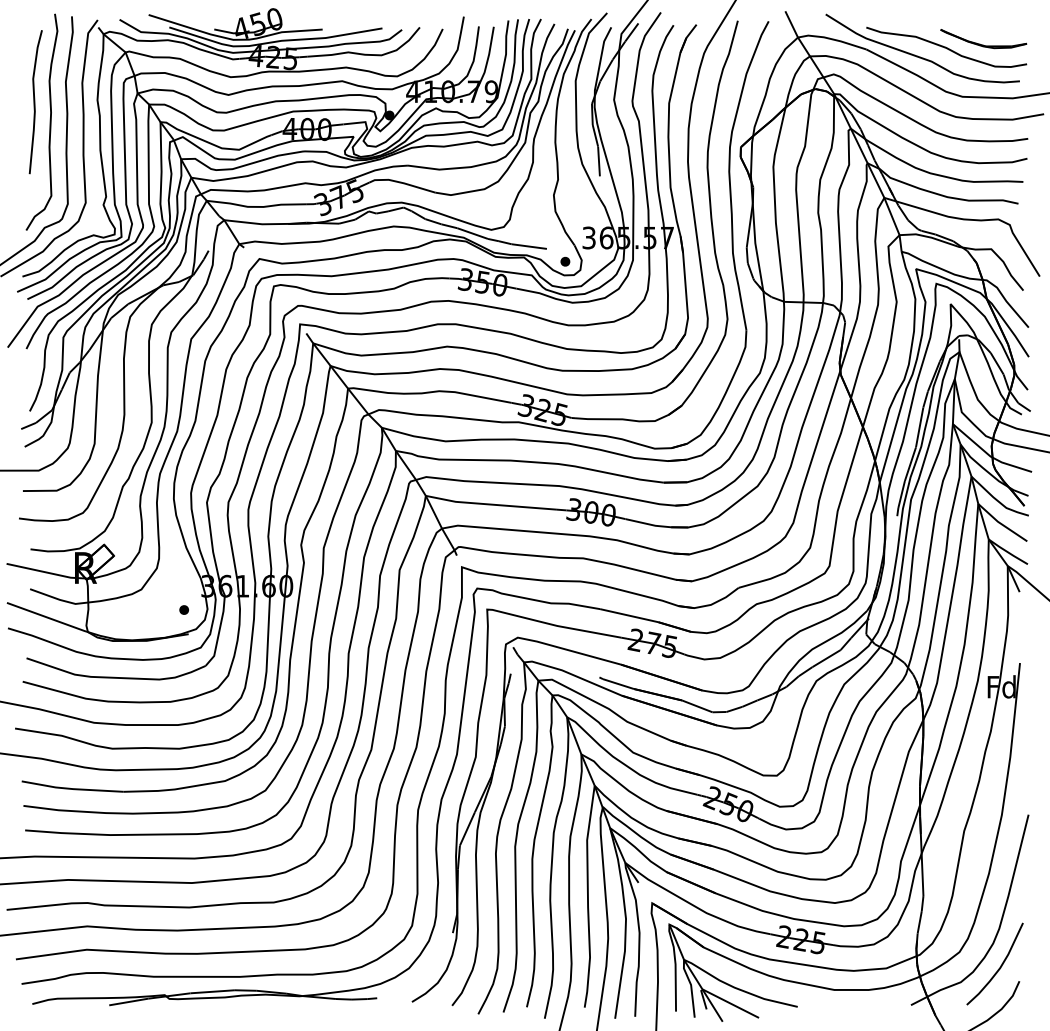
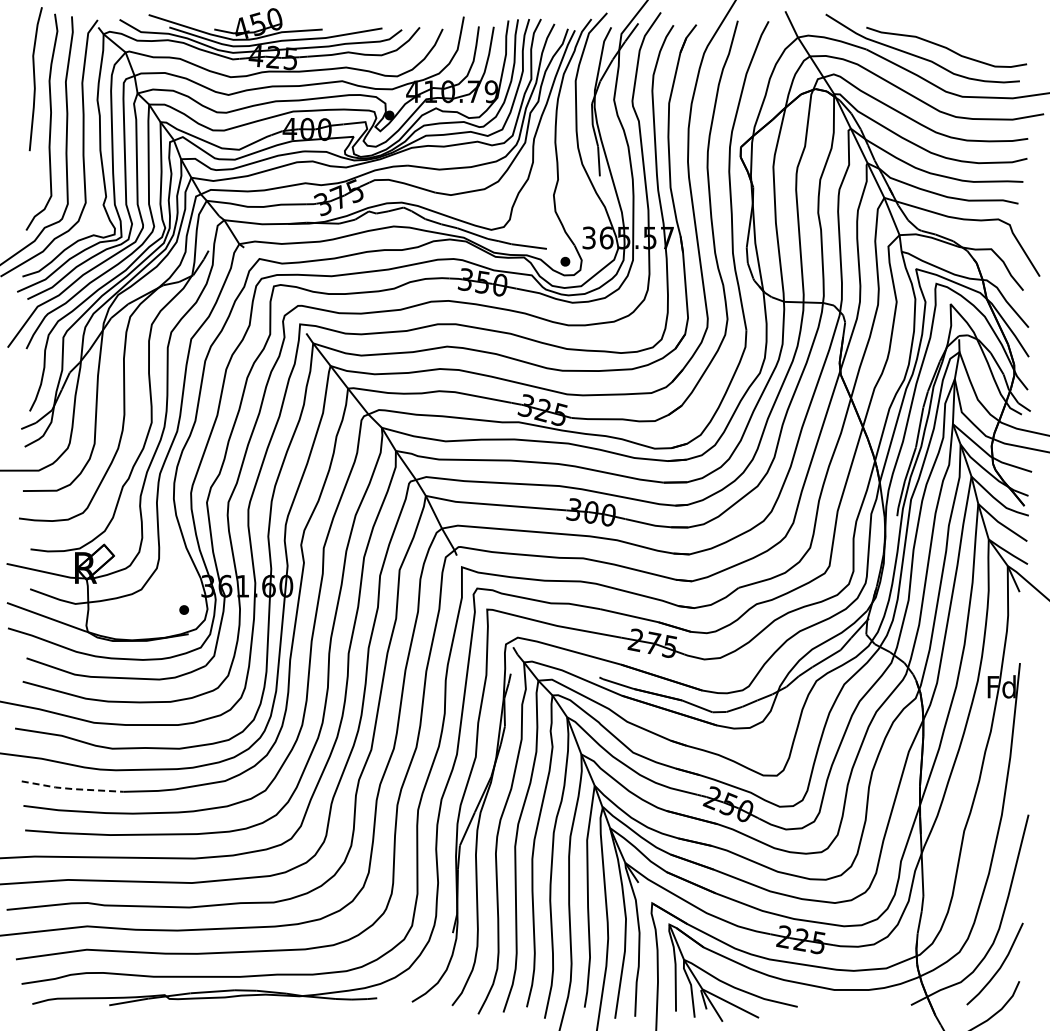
part: present -> none (983, 39)
curve position: (35, 102) -> (35, 79) (35, 79)
line: solid -> dashed (72, 789)
